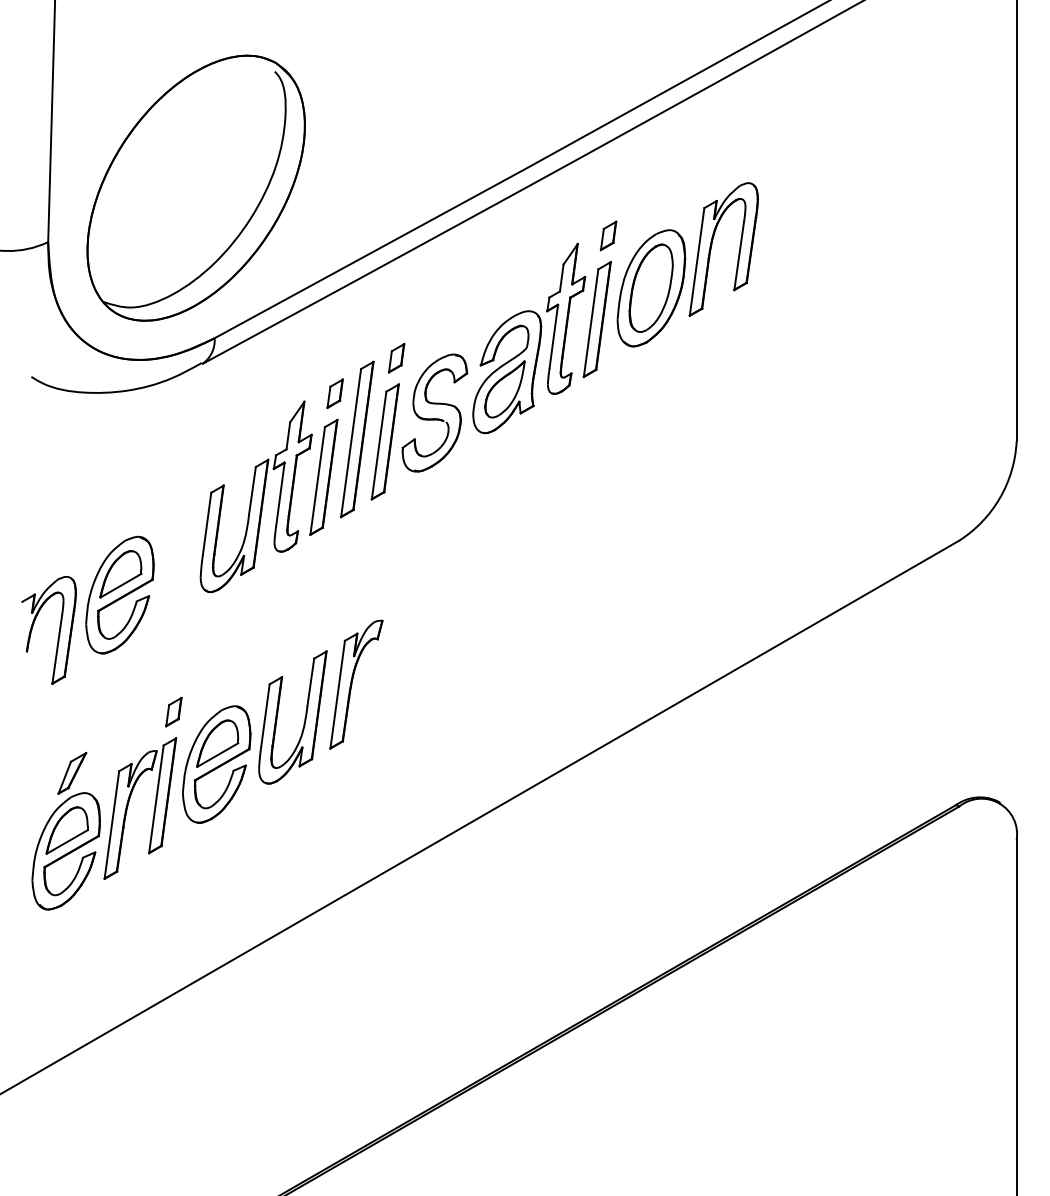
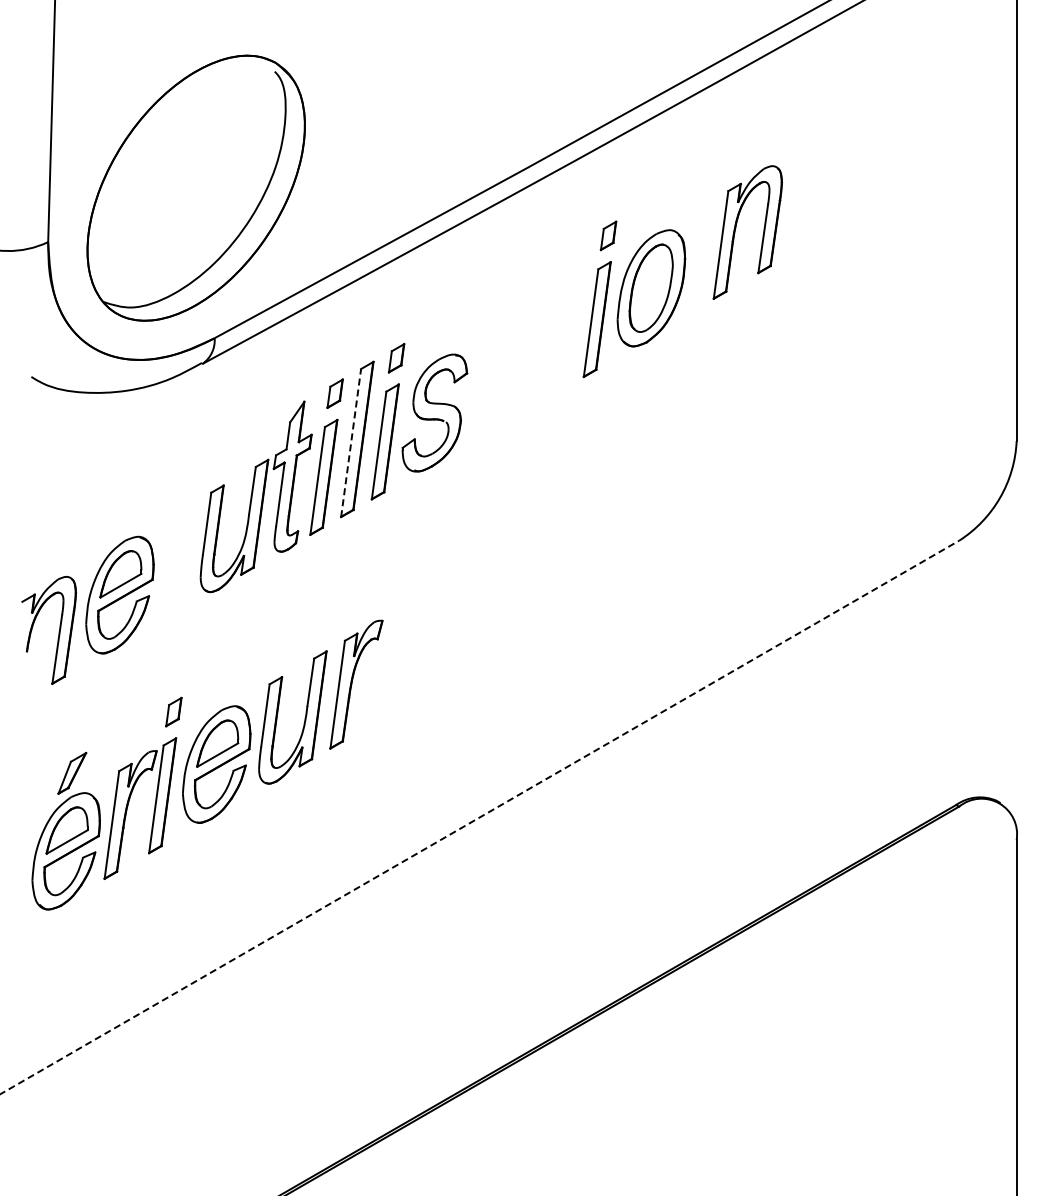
part position: (712, 245) -> (736, 228) (736, 228)
part: present -> none (529, 338)
line: solid -> dashed (351, 443)
line: solid -> dashed (480, 817)
